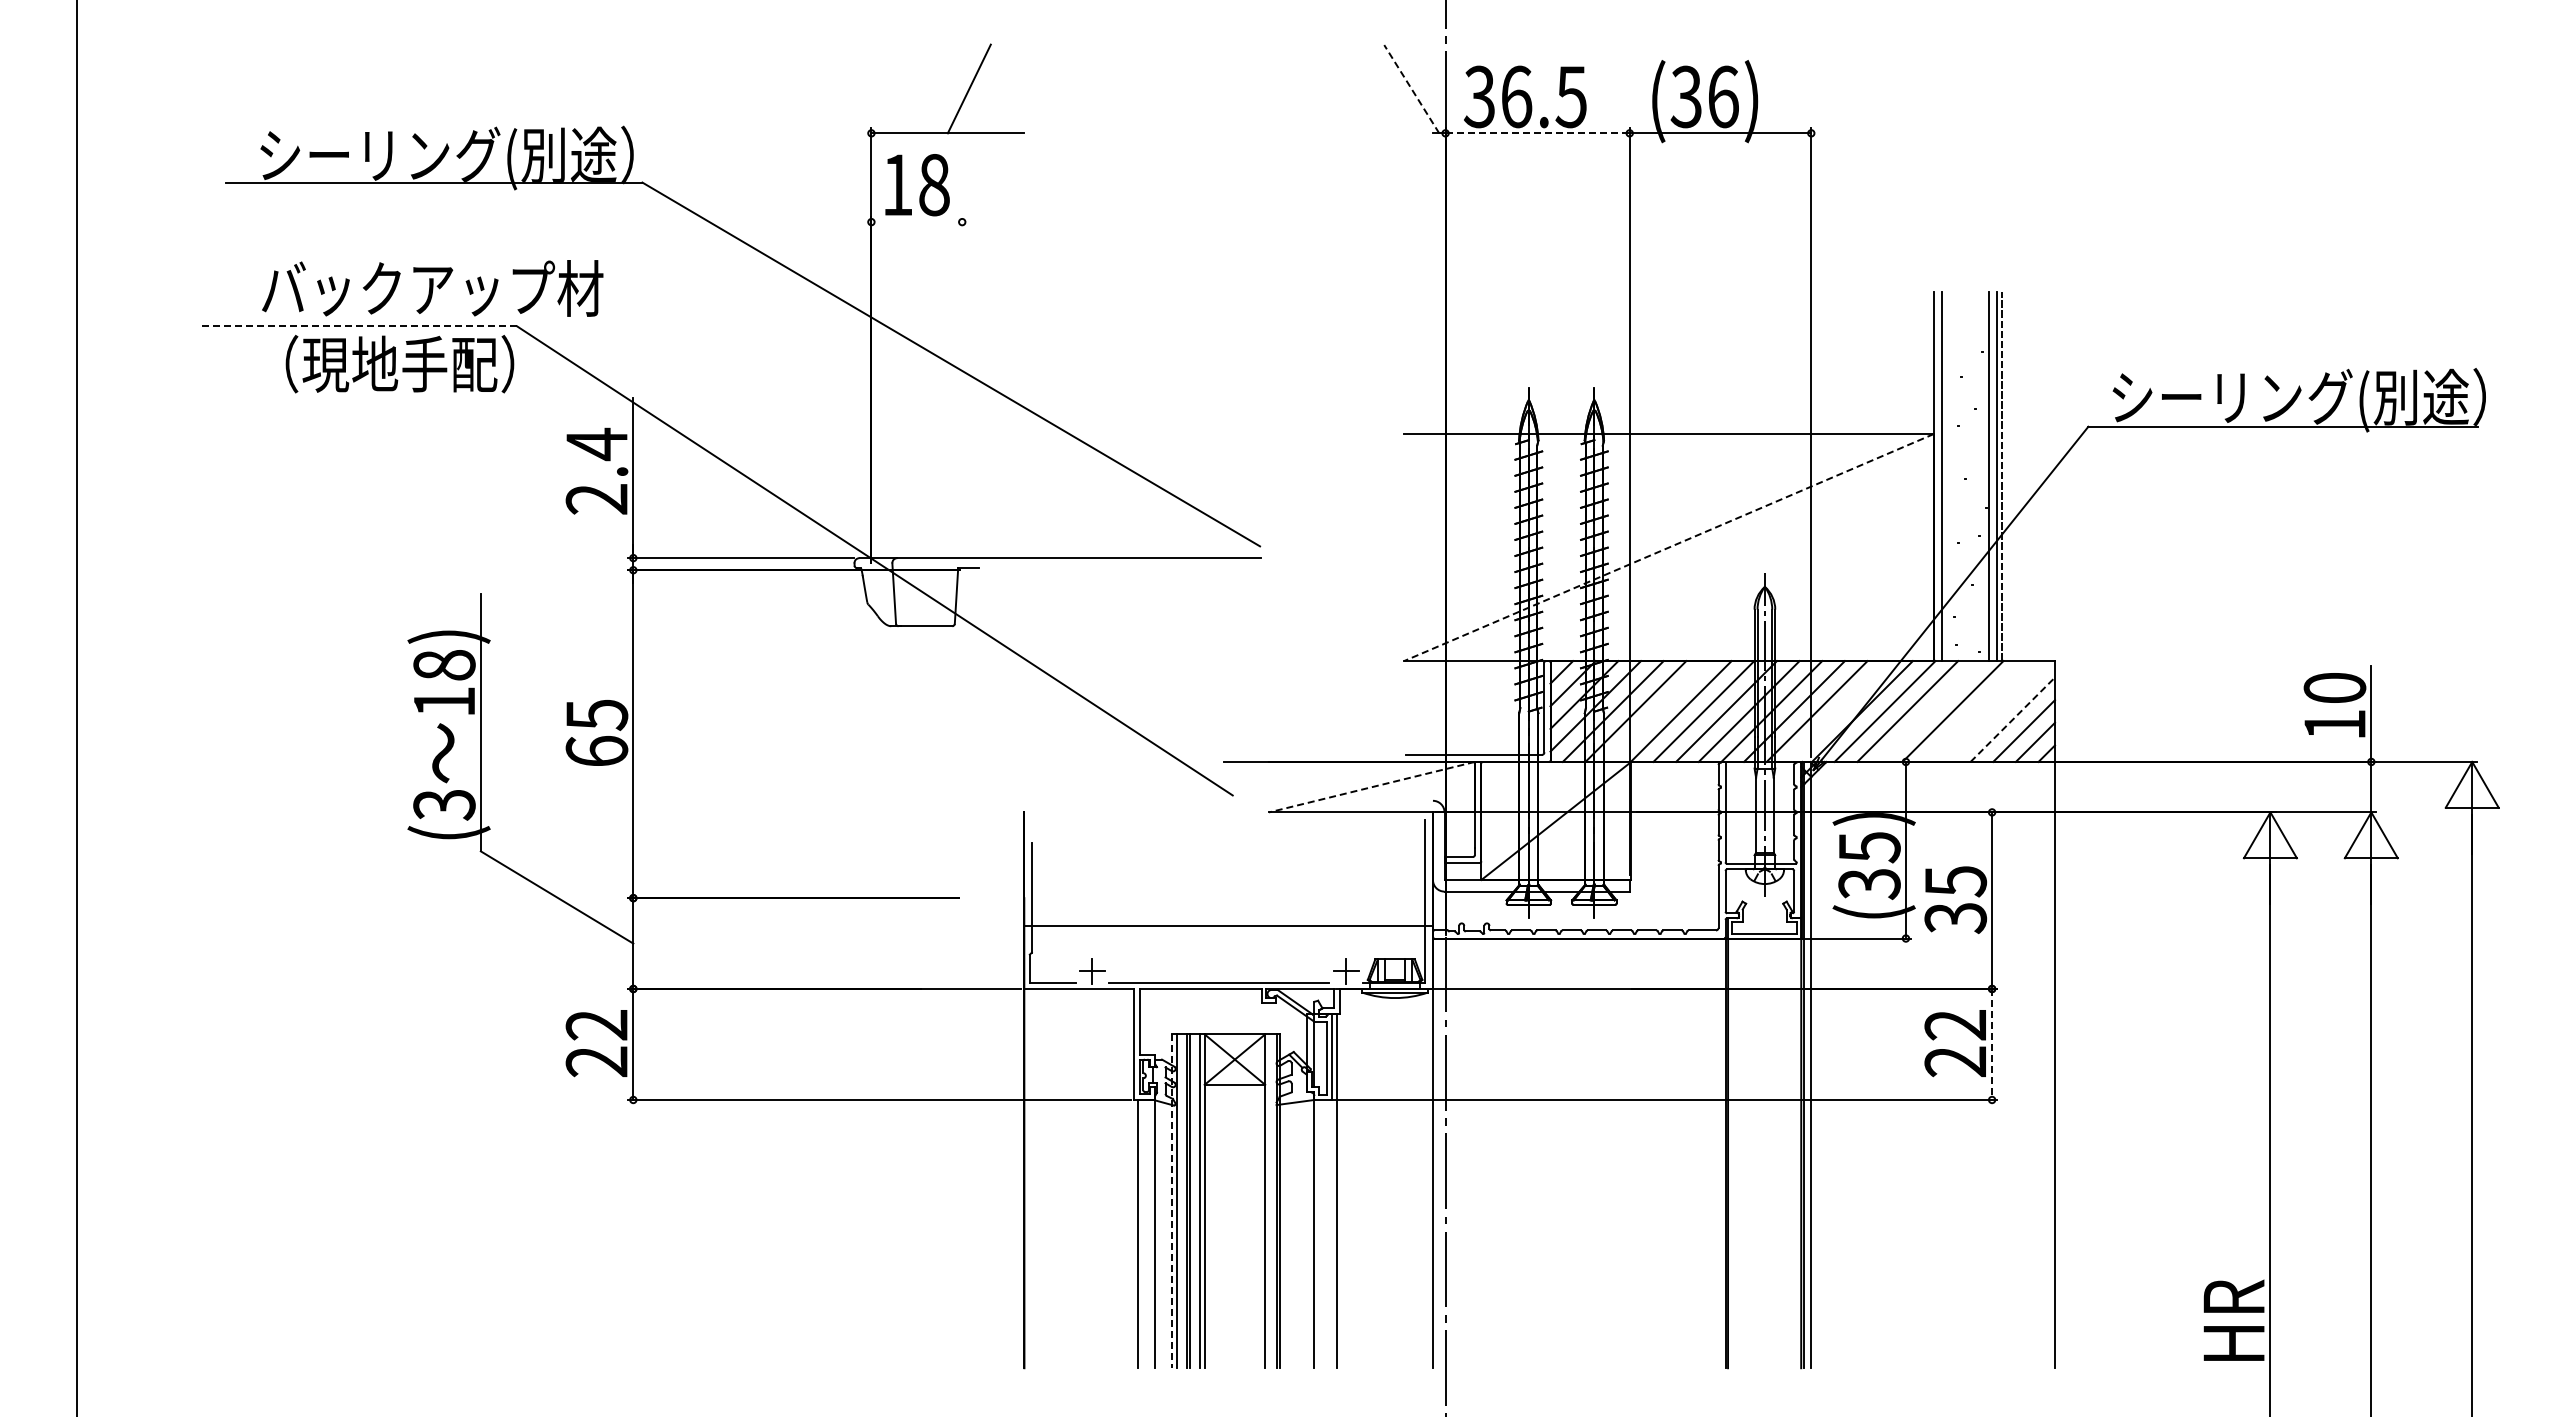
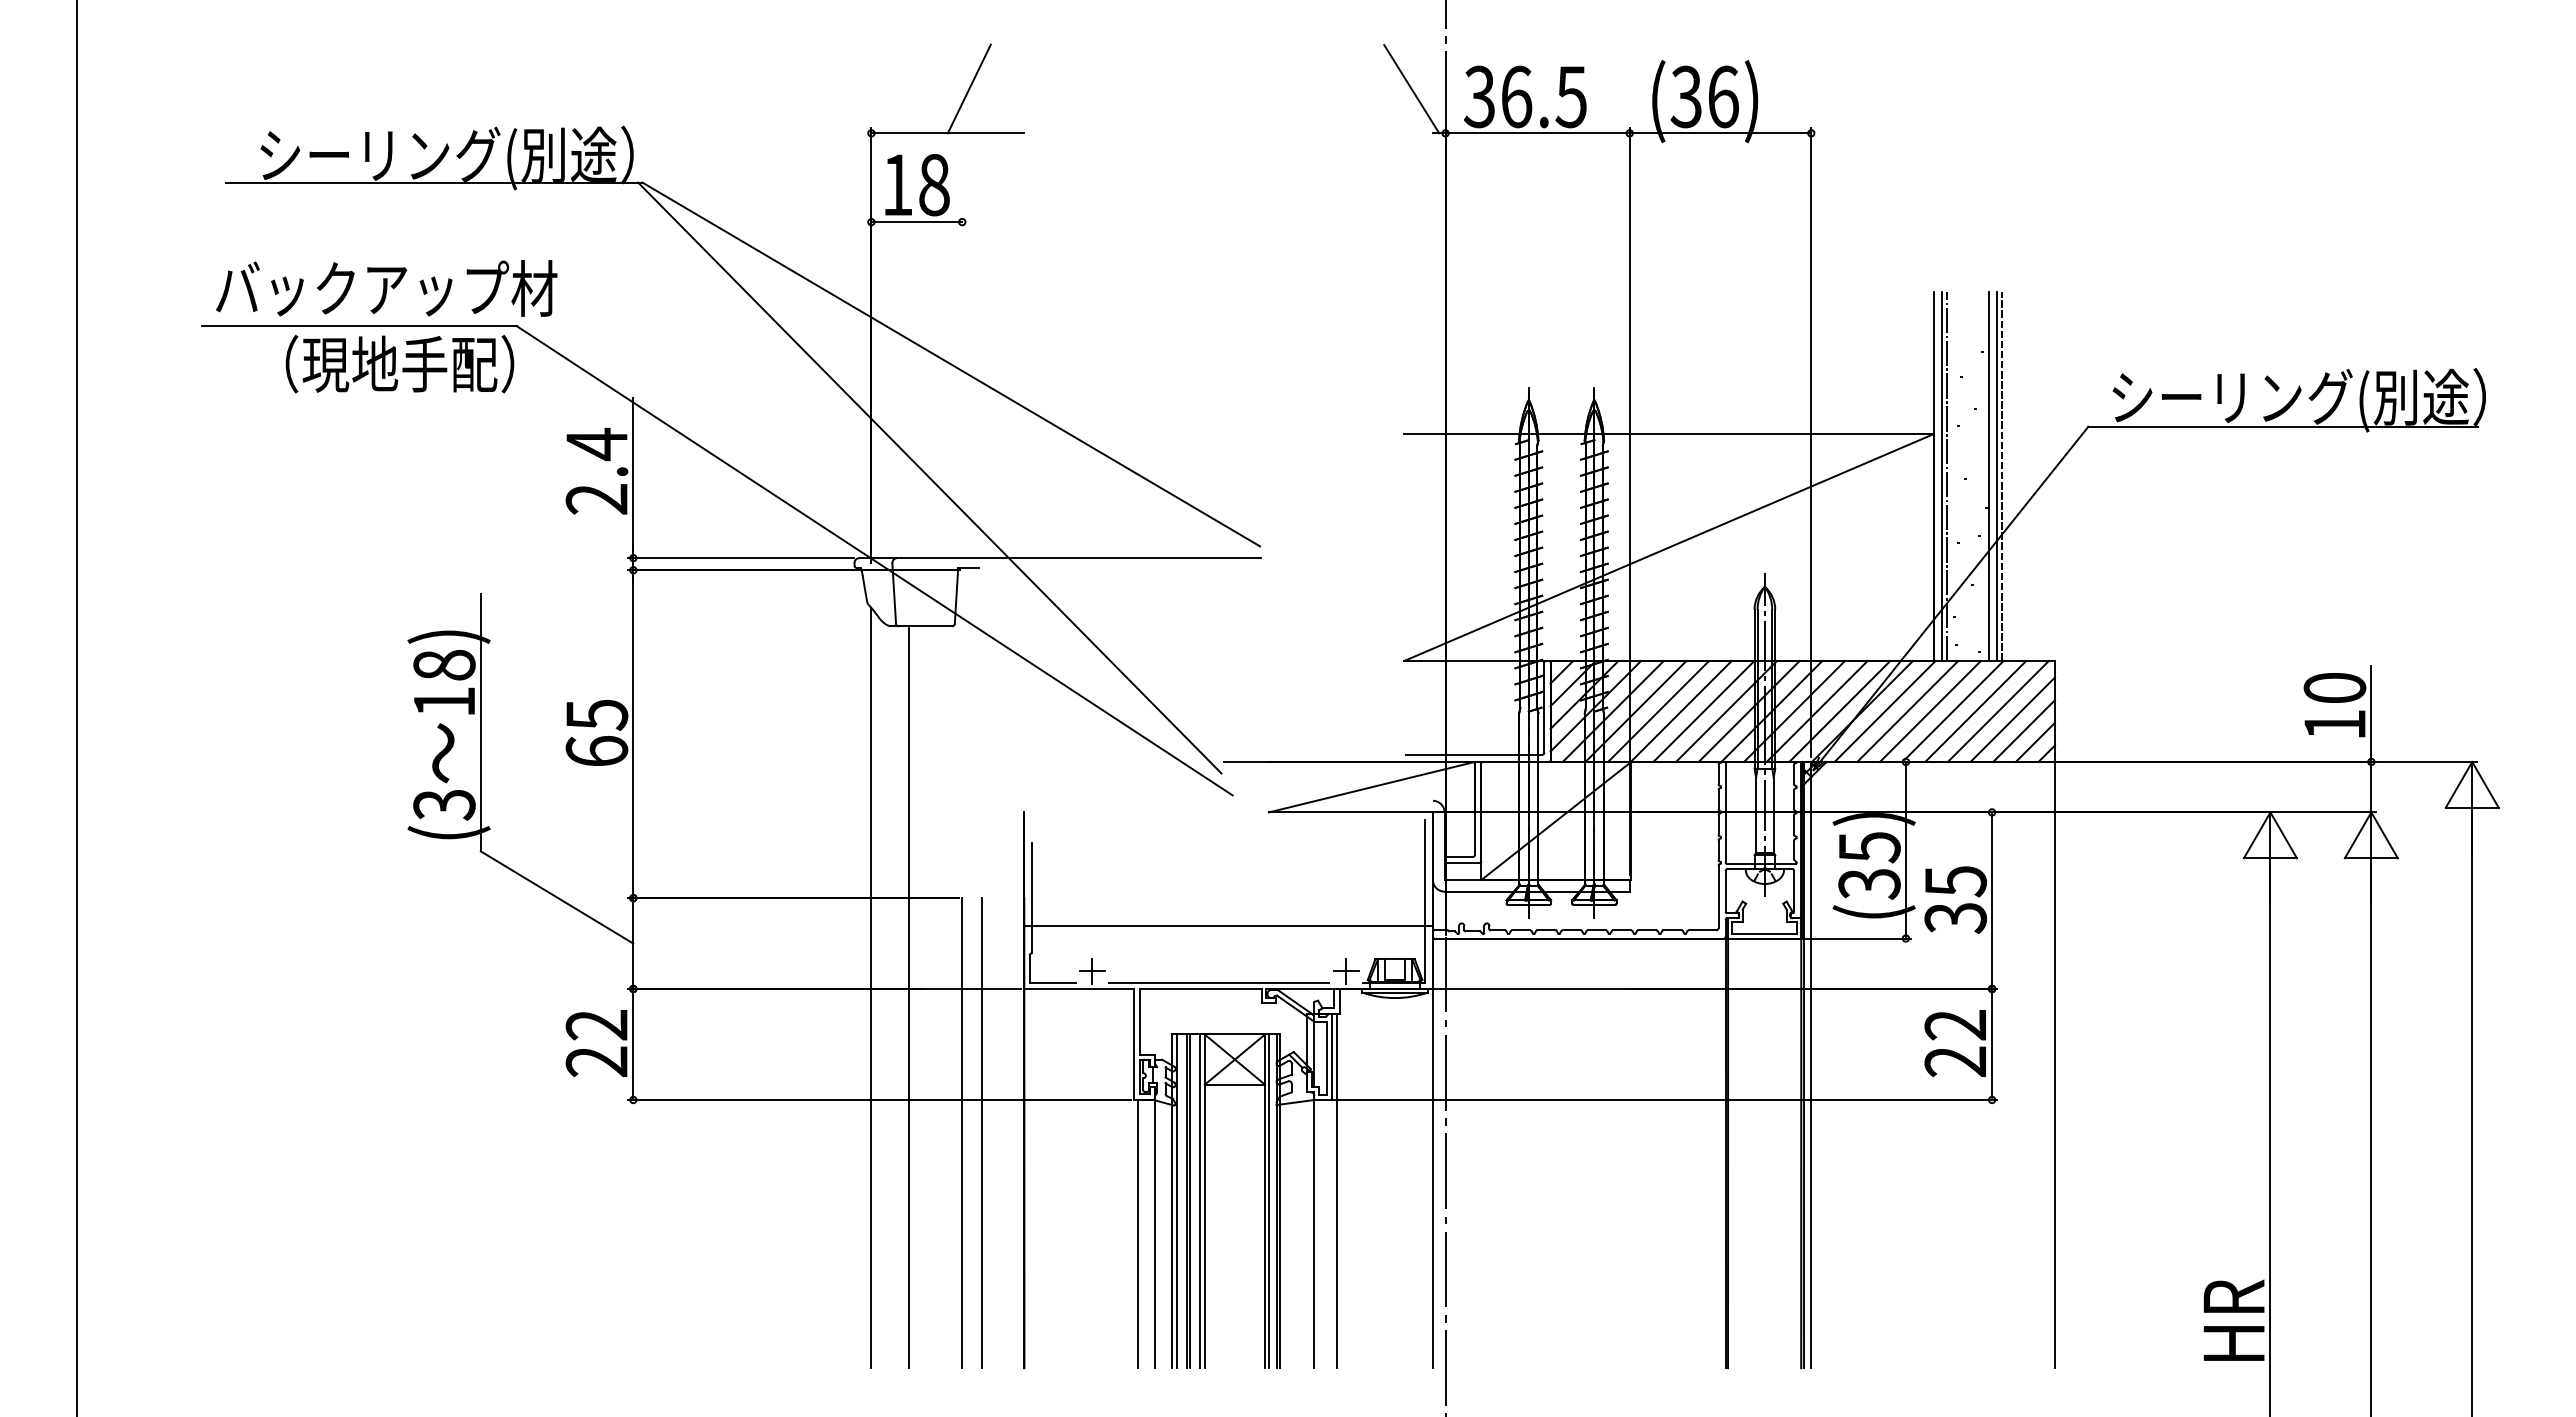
line: dashed -> solid (1411, 89)
line: dashed -> solid (1538, 133)
line: none -> present (916, 222)
text position: (432, 288) -> (386, 288) (386, 288)
line: dashed -> solid (359, 326)
line: none -> present (1946, 476)
line: none -> present (929, 477)
line: dashed -> solid (1668, 547)
line: none -> present (1658, 711)
line: none -> present (1839, 711)
line: none -> present (1929, 711)
line: none -> present (1975, 711)
line: none -> present (1997, 711)
line: dashed -> solid (2012, 719)
line: dashed -> solid (1371, 787)
line: none -> present (871, 987)
line: none -> present (909, 997)
line: dashed -> solid (1992, 1044)
line: none -> present (962, 1133)
line: none -> present (982, 1133)
line: dashed -> solid (1171, 1201)
line: none -> present (1268, 1201)
